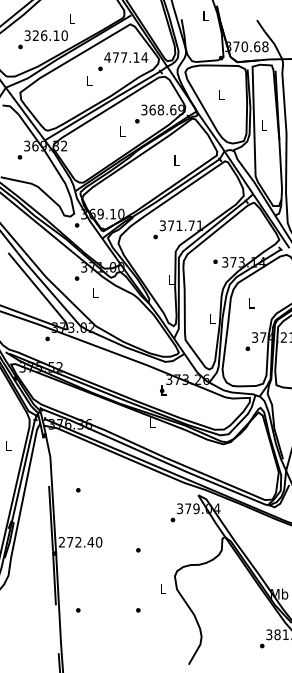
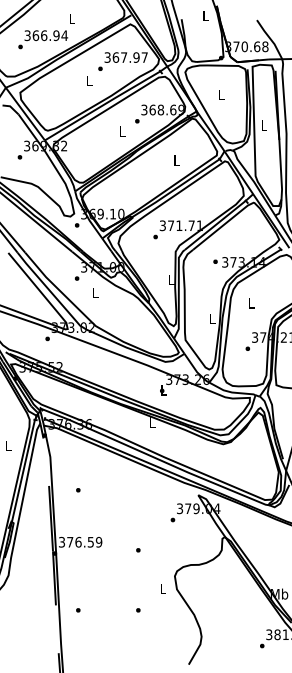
text: 326.10 -> 366.94 (50, 35)
text: 477.14 -> 367.97 (126, 57)
text: 272.40 -> 376.59 (80, 541)
